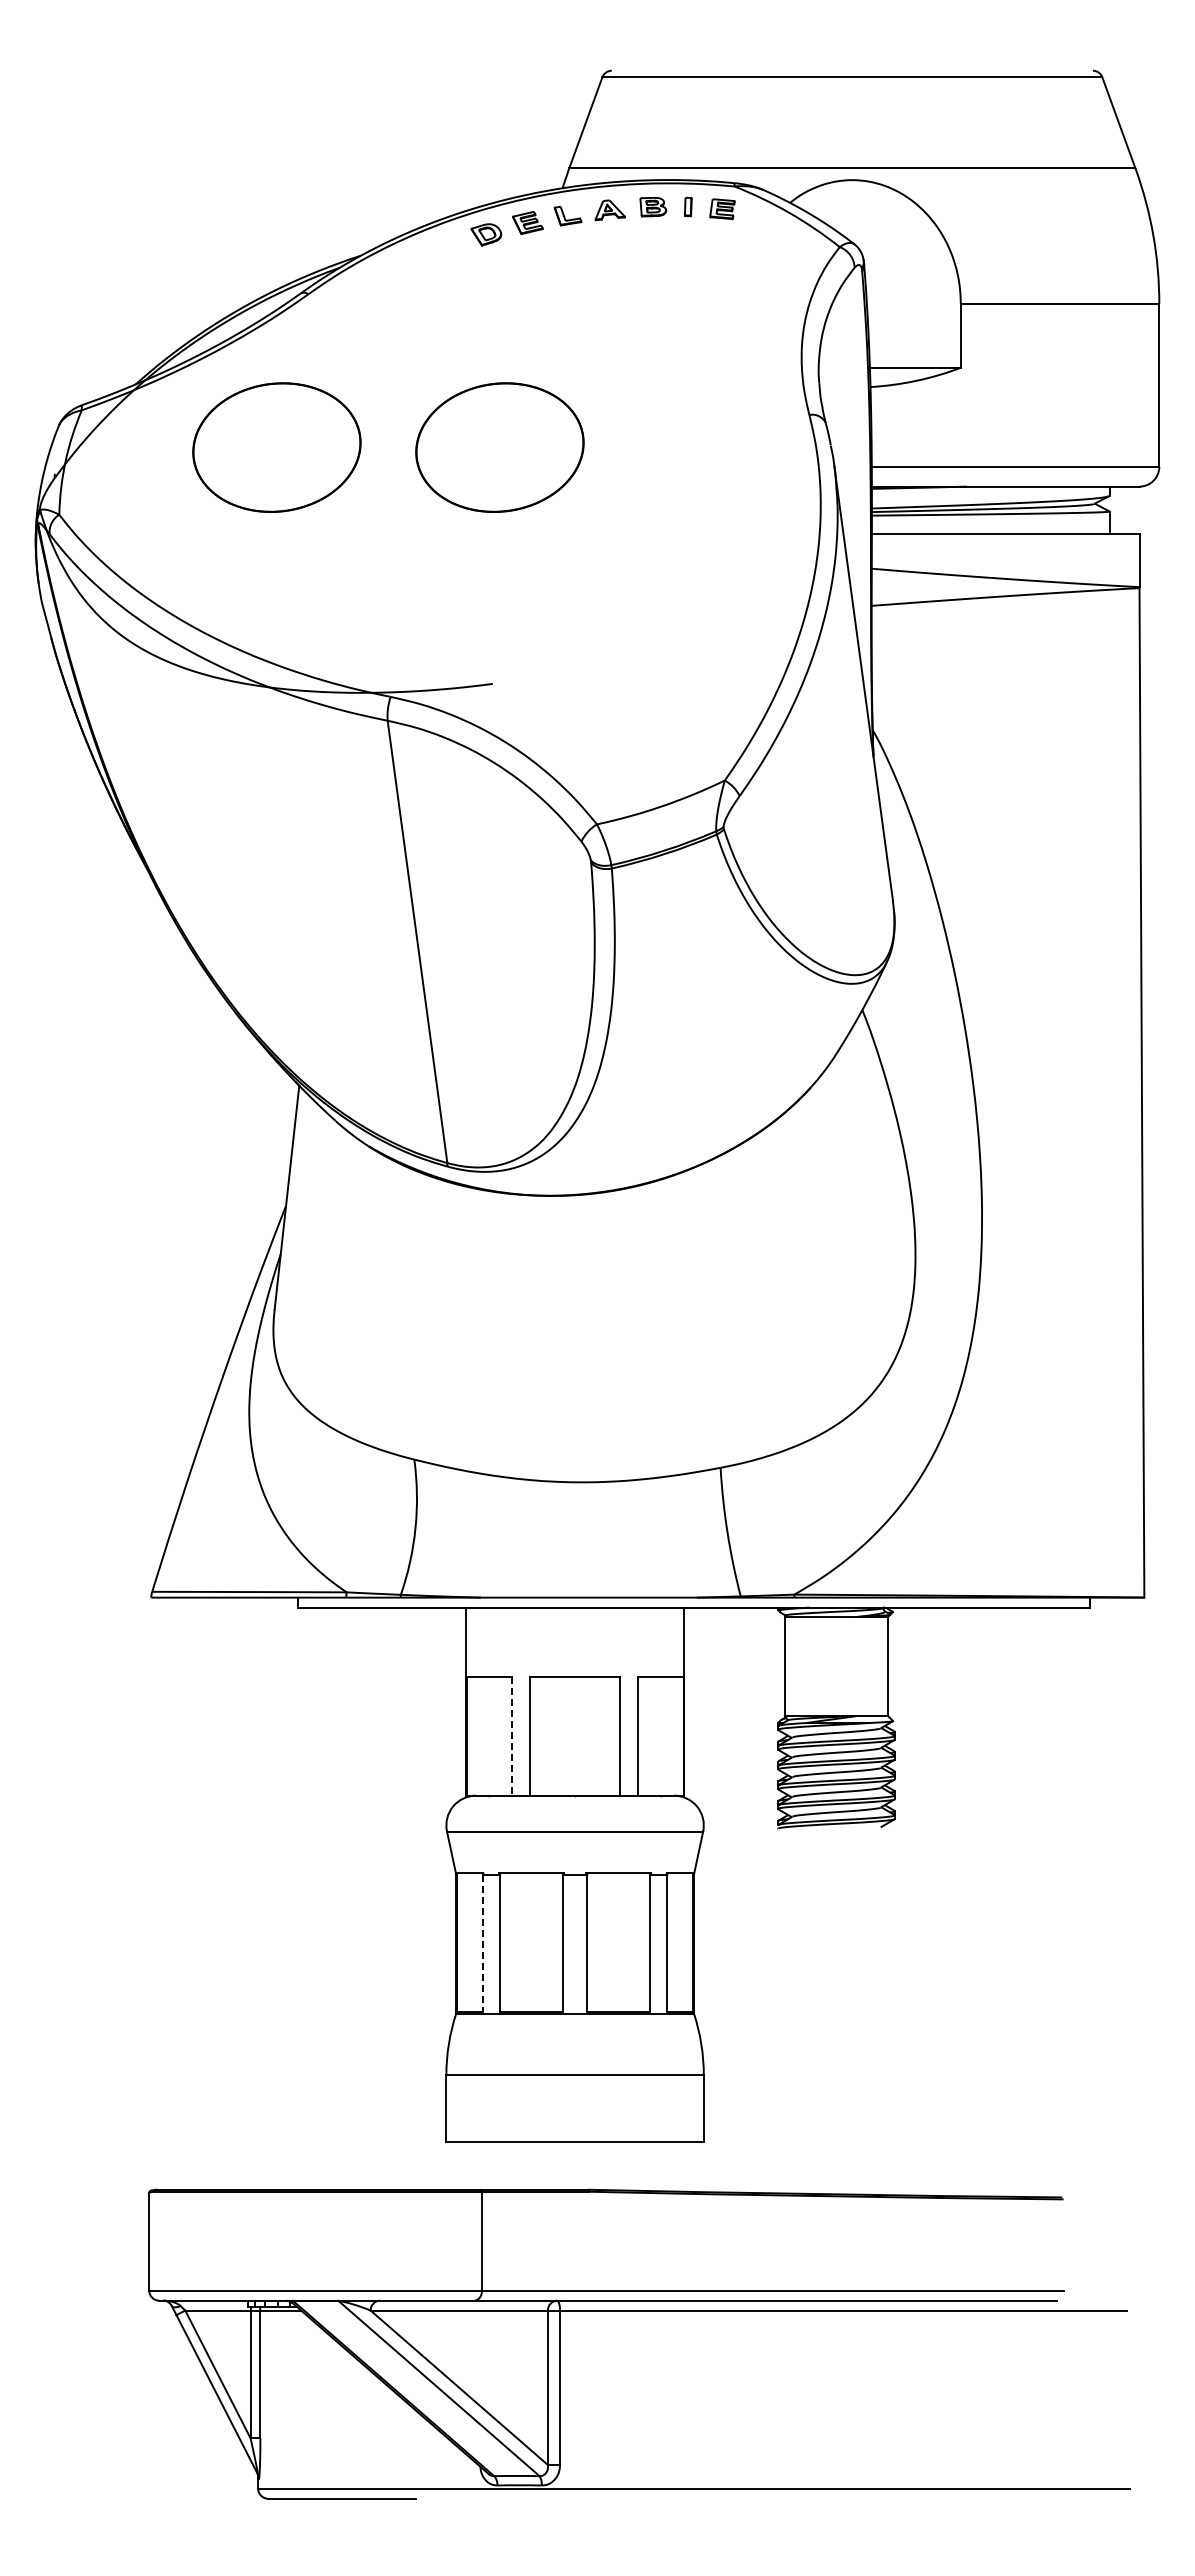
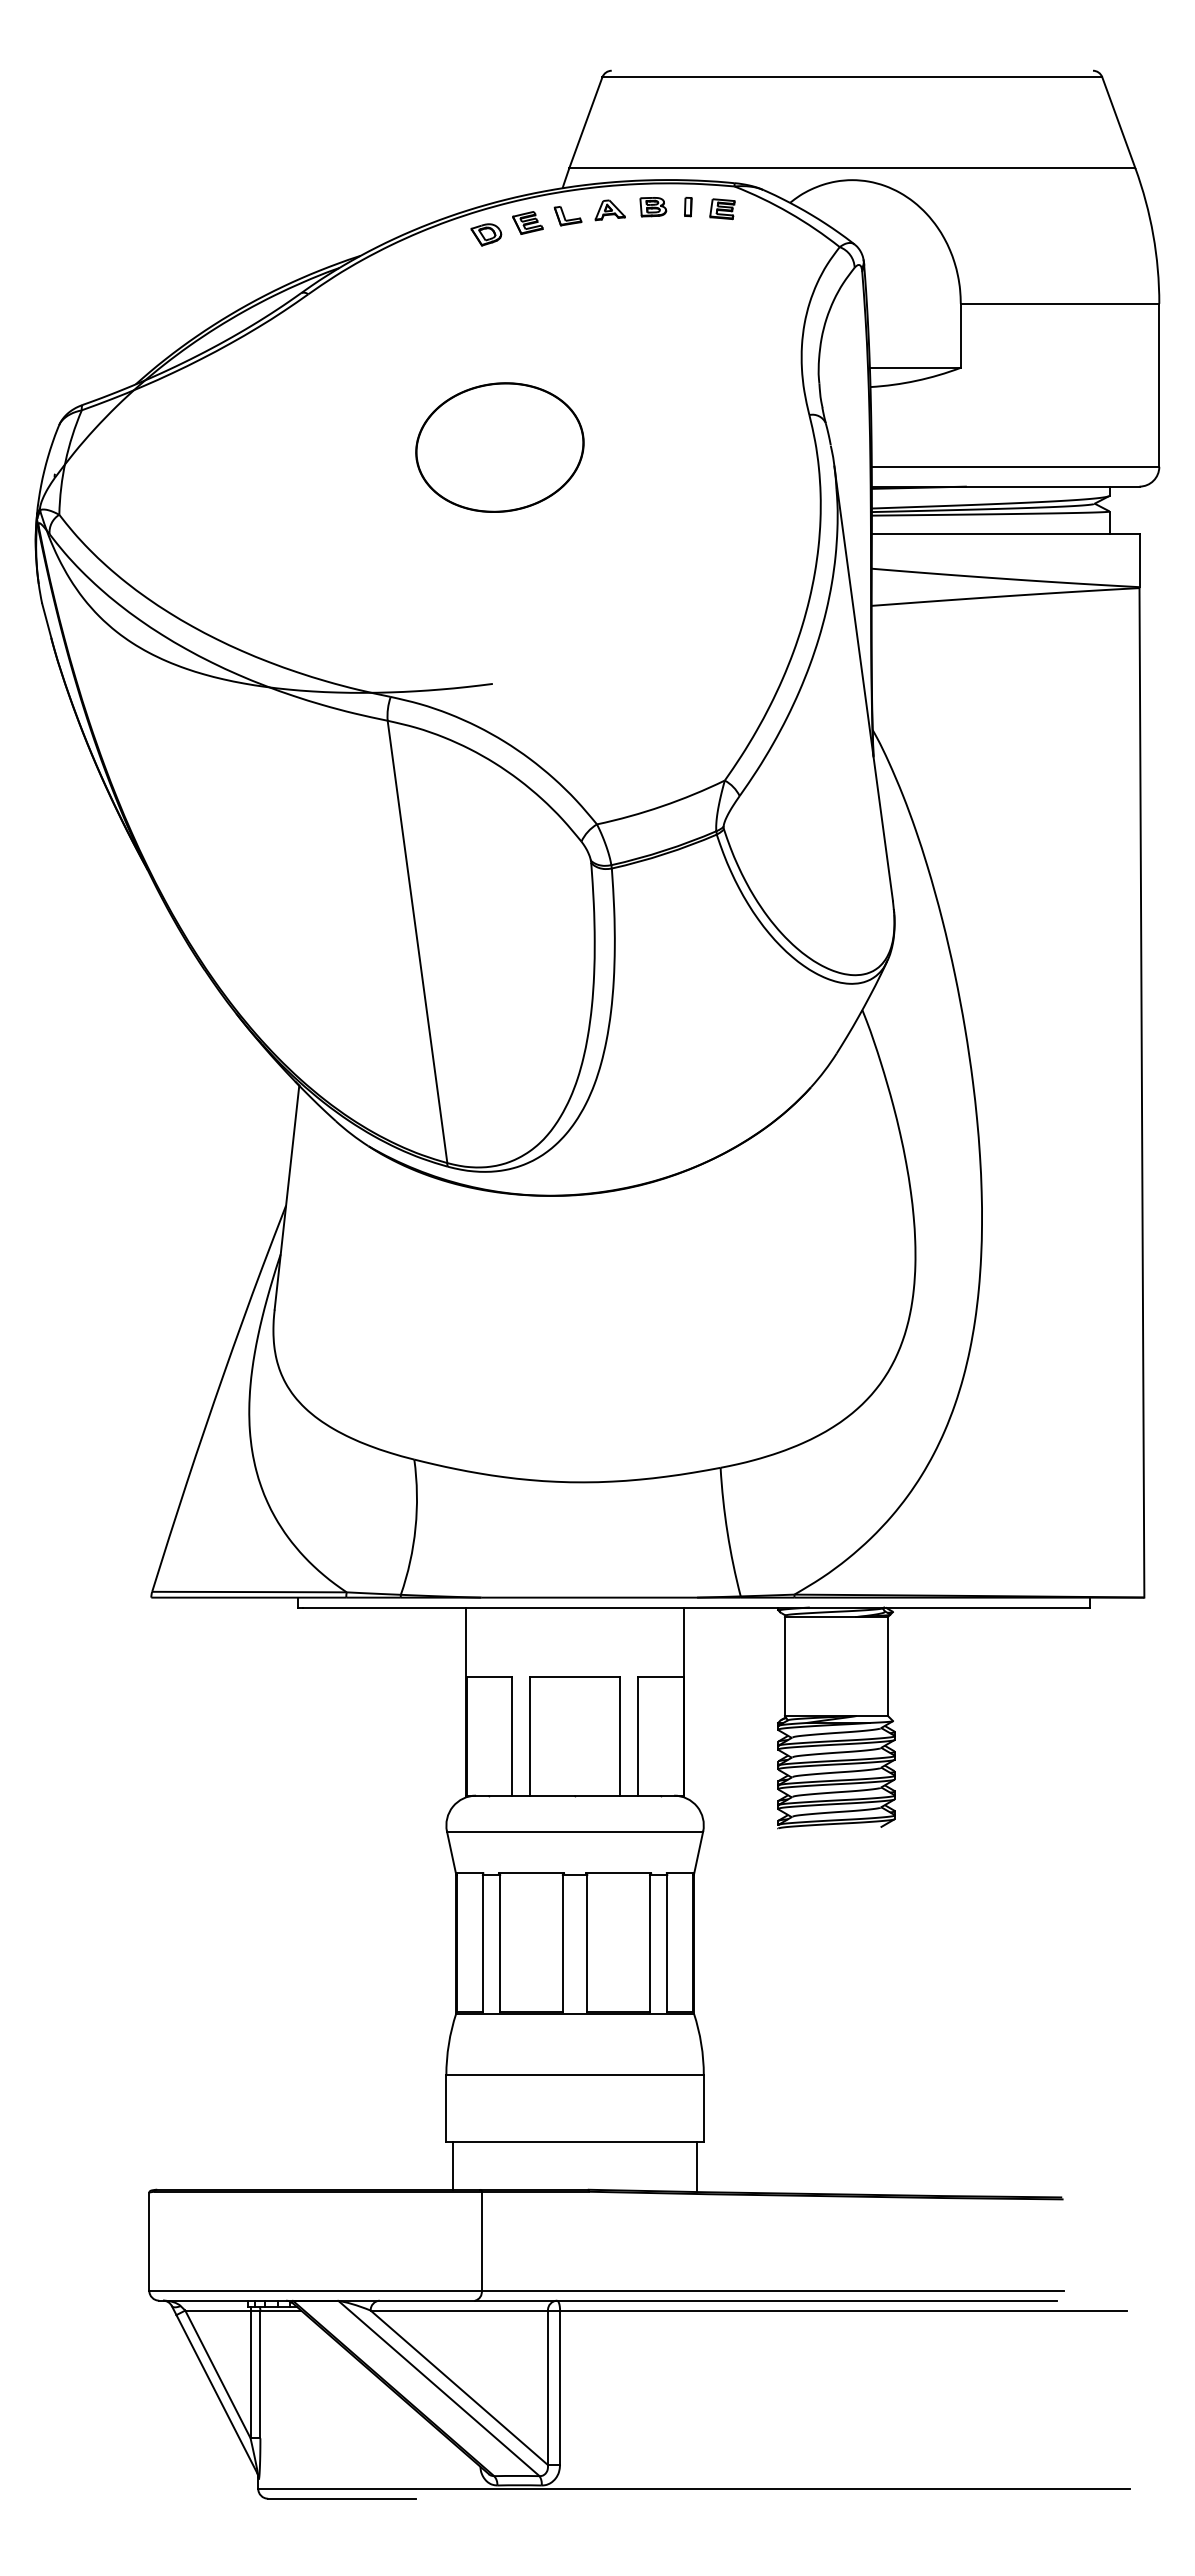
part: present -> none (276, 447)
line: dashed -> solid (512, 1736)
line: dashed -> solid (482, 1943)
line: none -> present (453, 2165)
line: none -> present (696, 2167)
